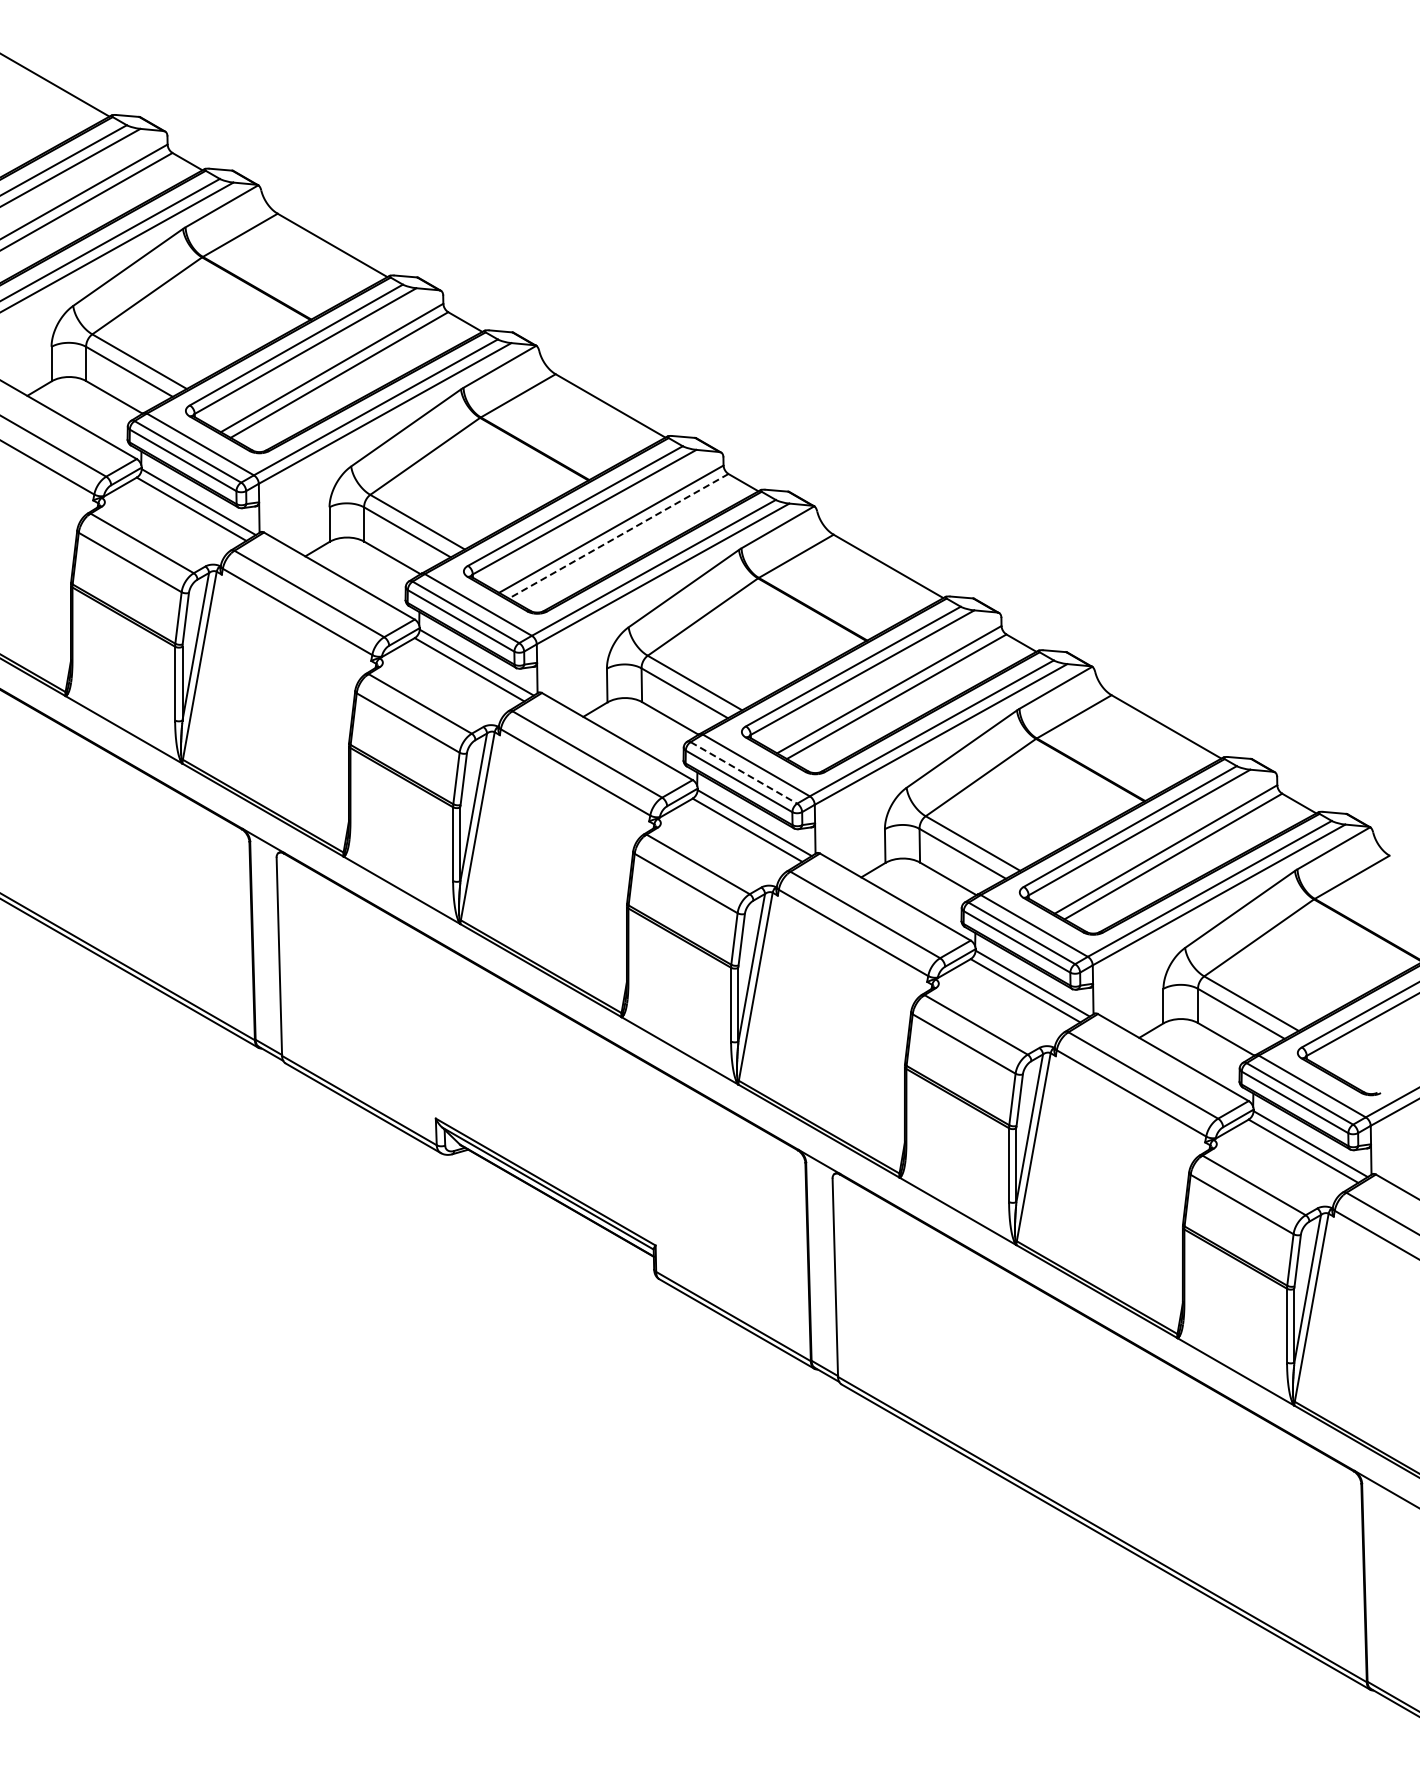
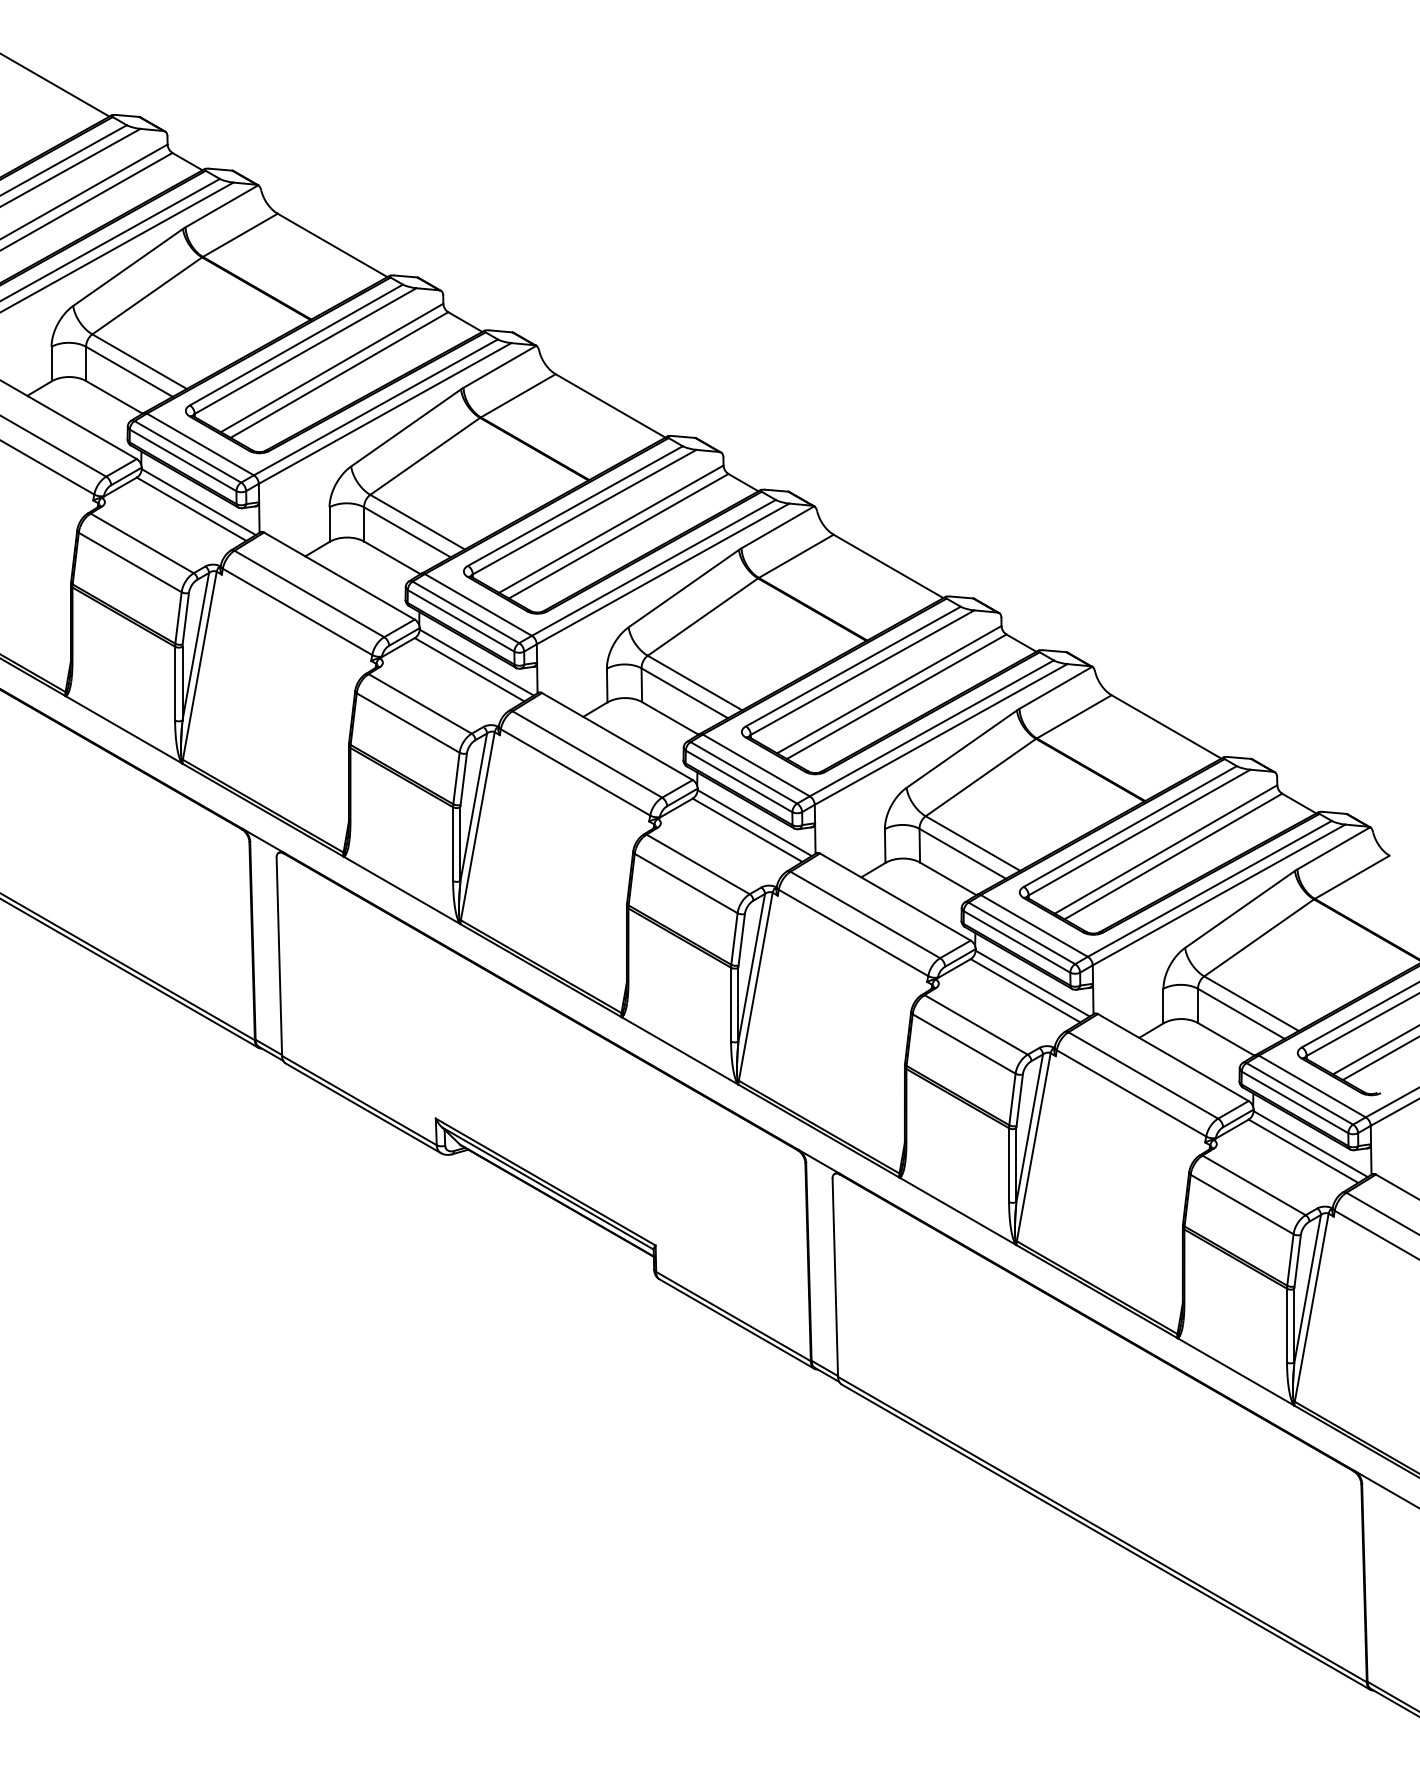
line: dashed -> solid (618, 536)
line: dashed -> solid (743, 772)
line: none -> present (1374, 1050)
line: none -> present (1379, 1059)
